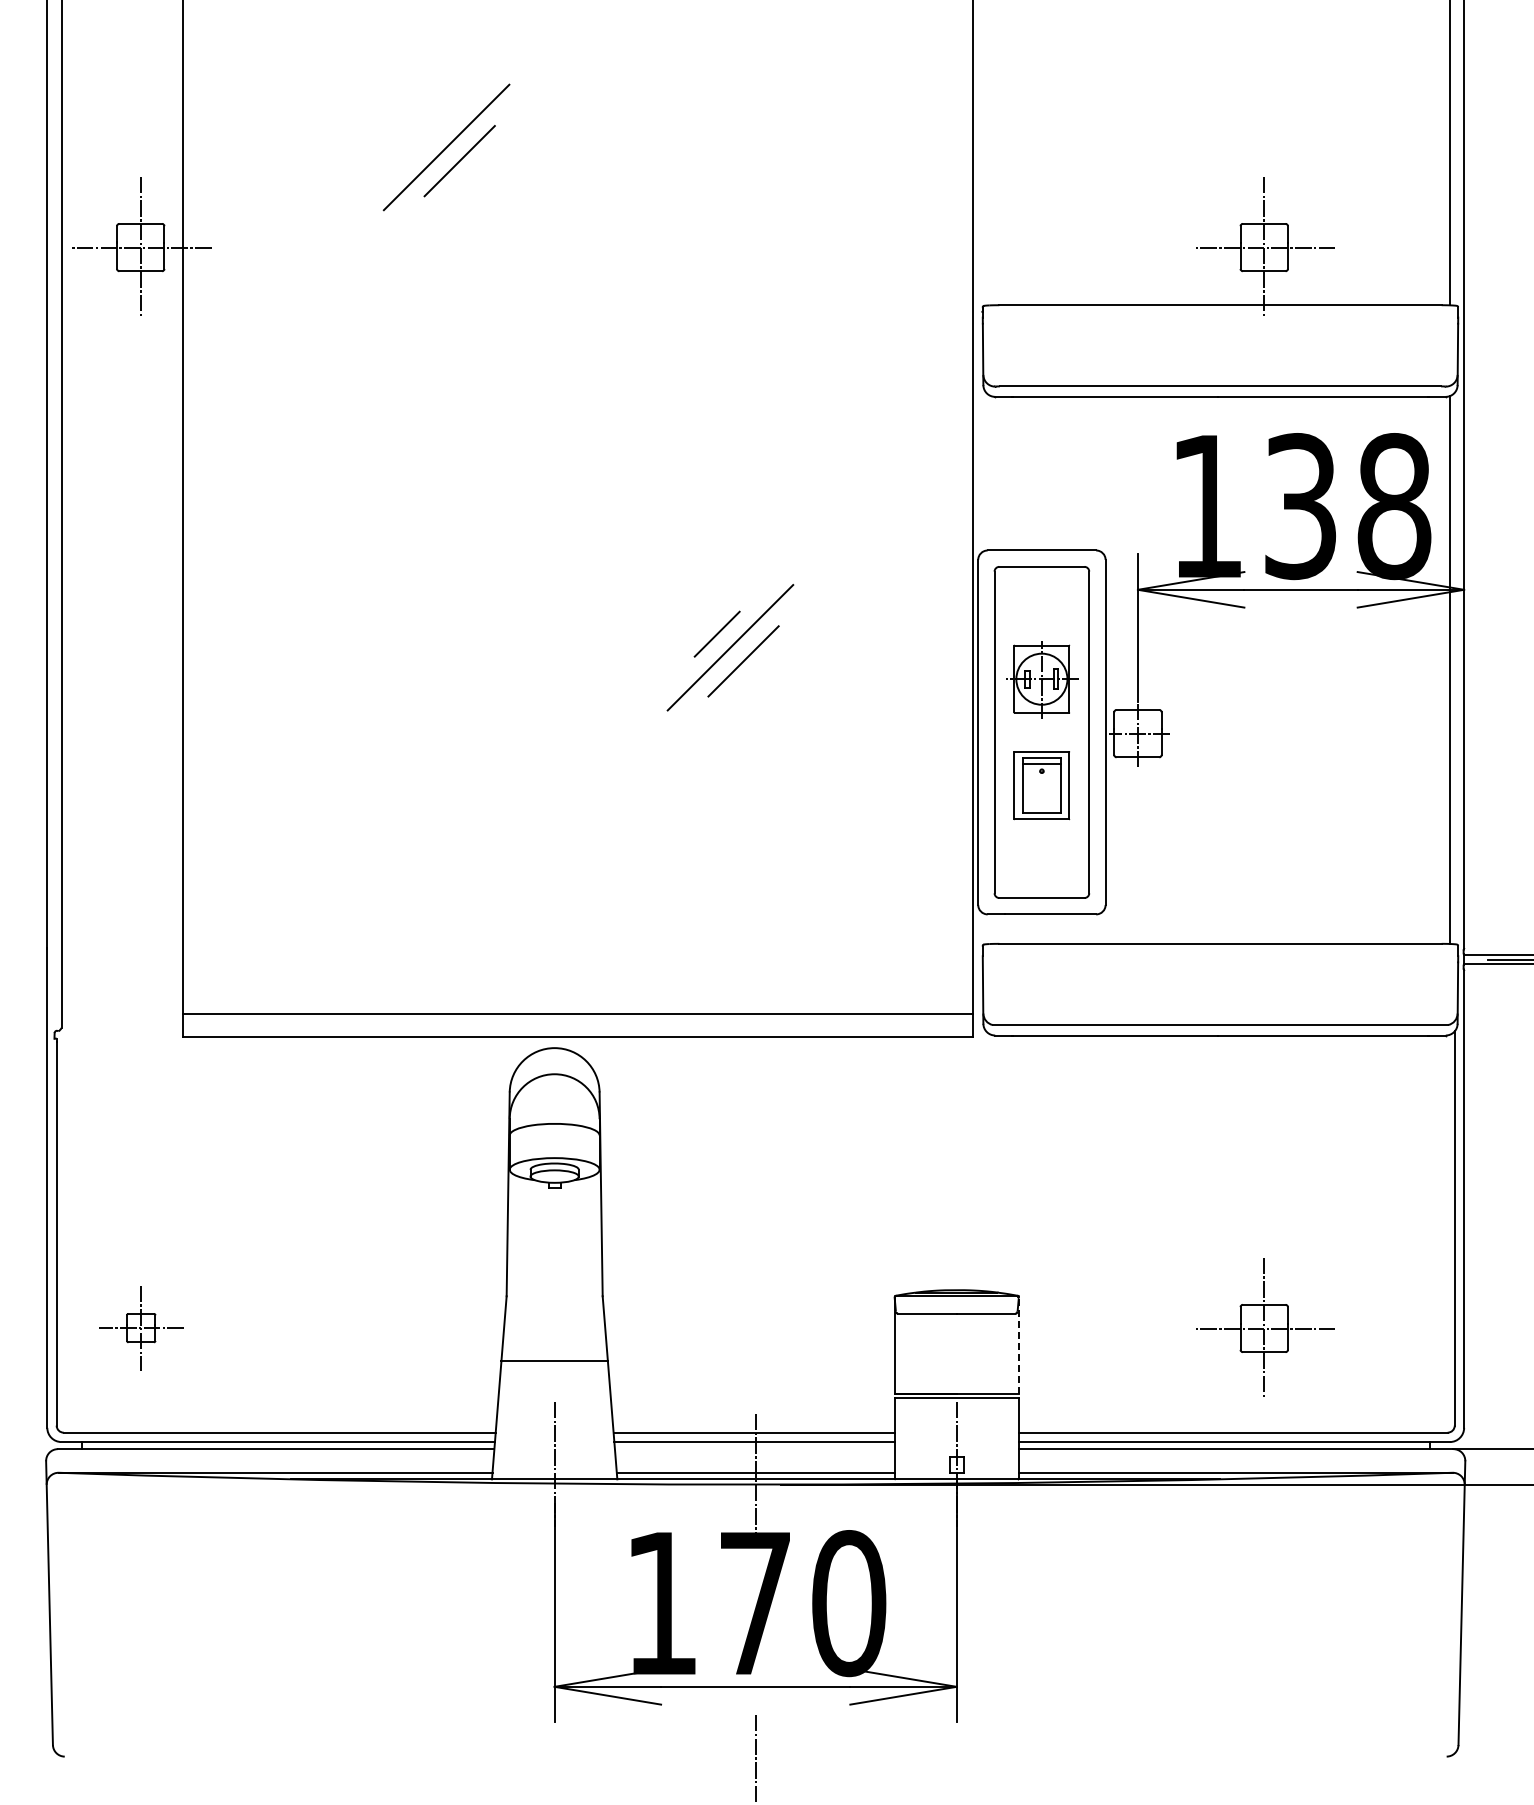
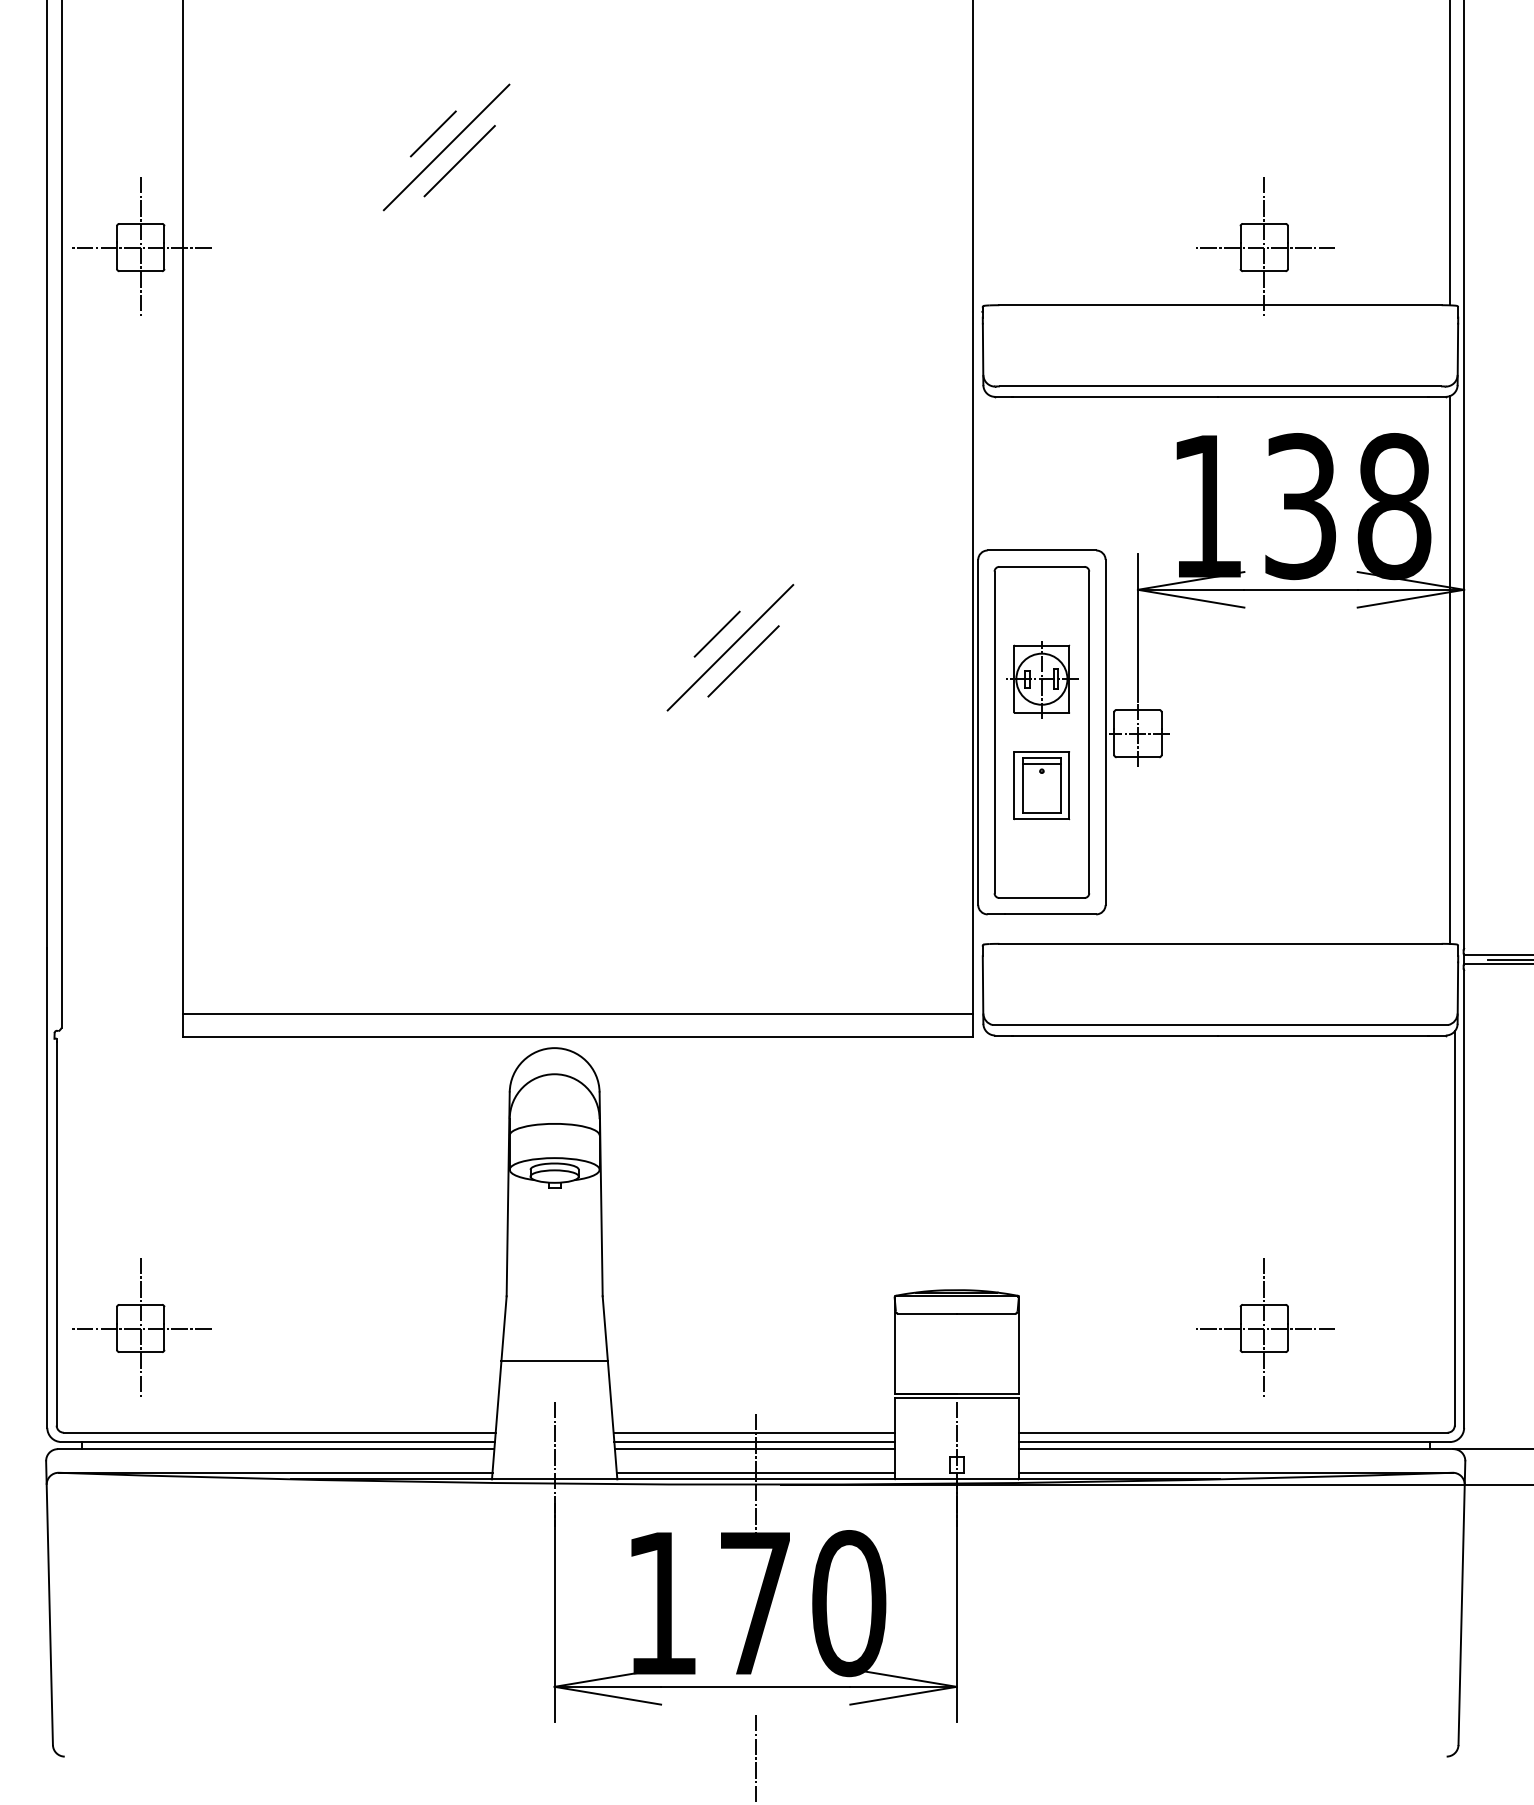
line: none -> present (432, 133)
part size: 85x85 px -> 140x139 px (141, 1327)
line: dashed -> solid (1018, 1345)
line: none -> present (754, 1449)
